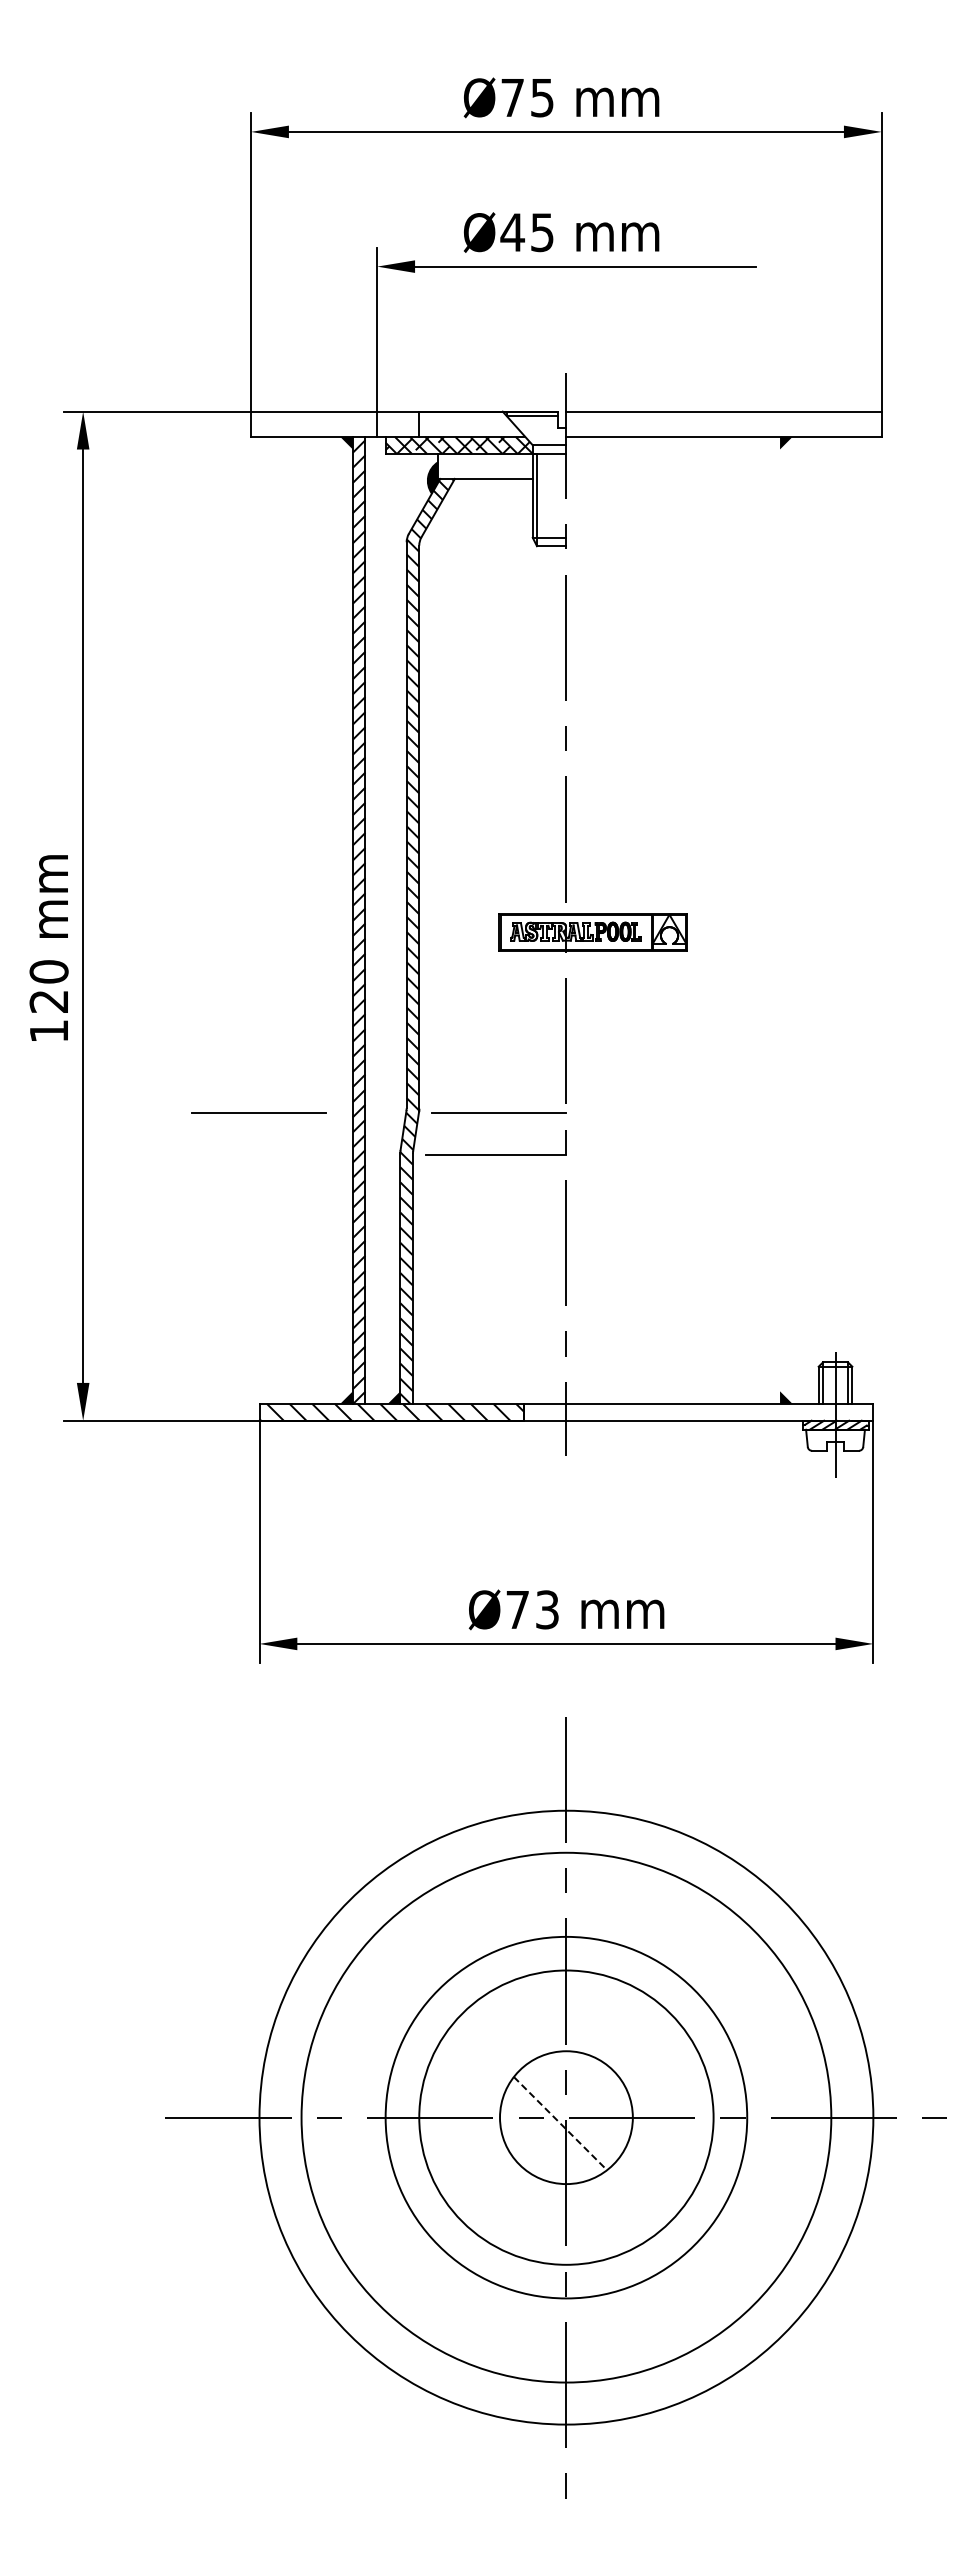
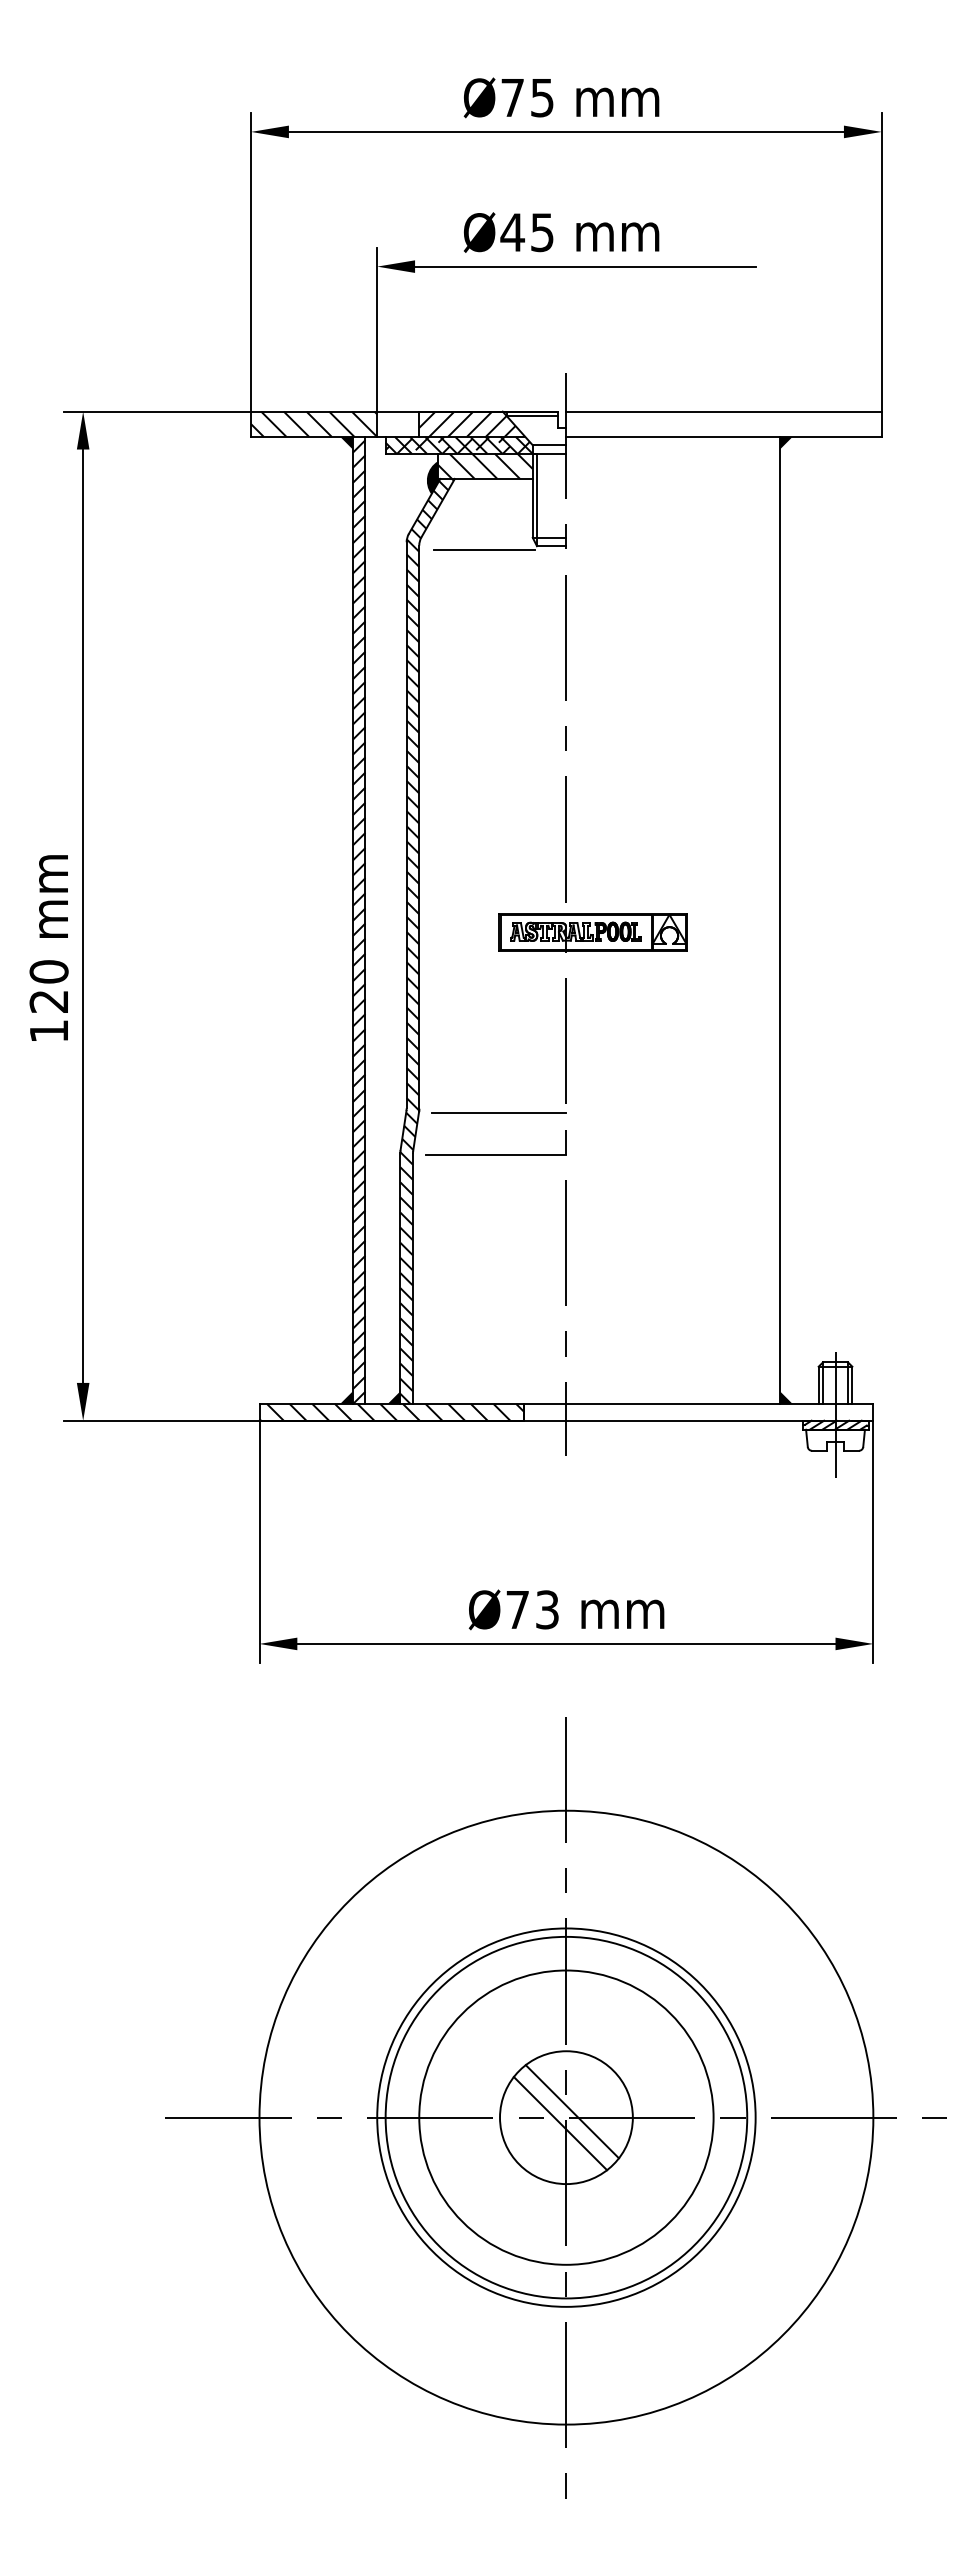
hatch: none -> present (314, 423)
hatch: none -> present (471, 423)
hatch: none -> present (485, 465)
line: none -> present (483, 549)
line: none -> present (780, 919)
line: present -> none (258, 1112)
line: none -> present (571, 2111)
circle diameter: 530 px -> 378 px (566, 2117)
line: dashed -> solid (560, 2123)
